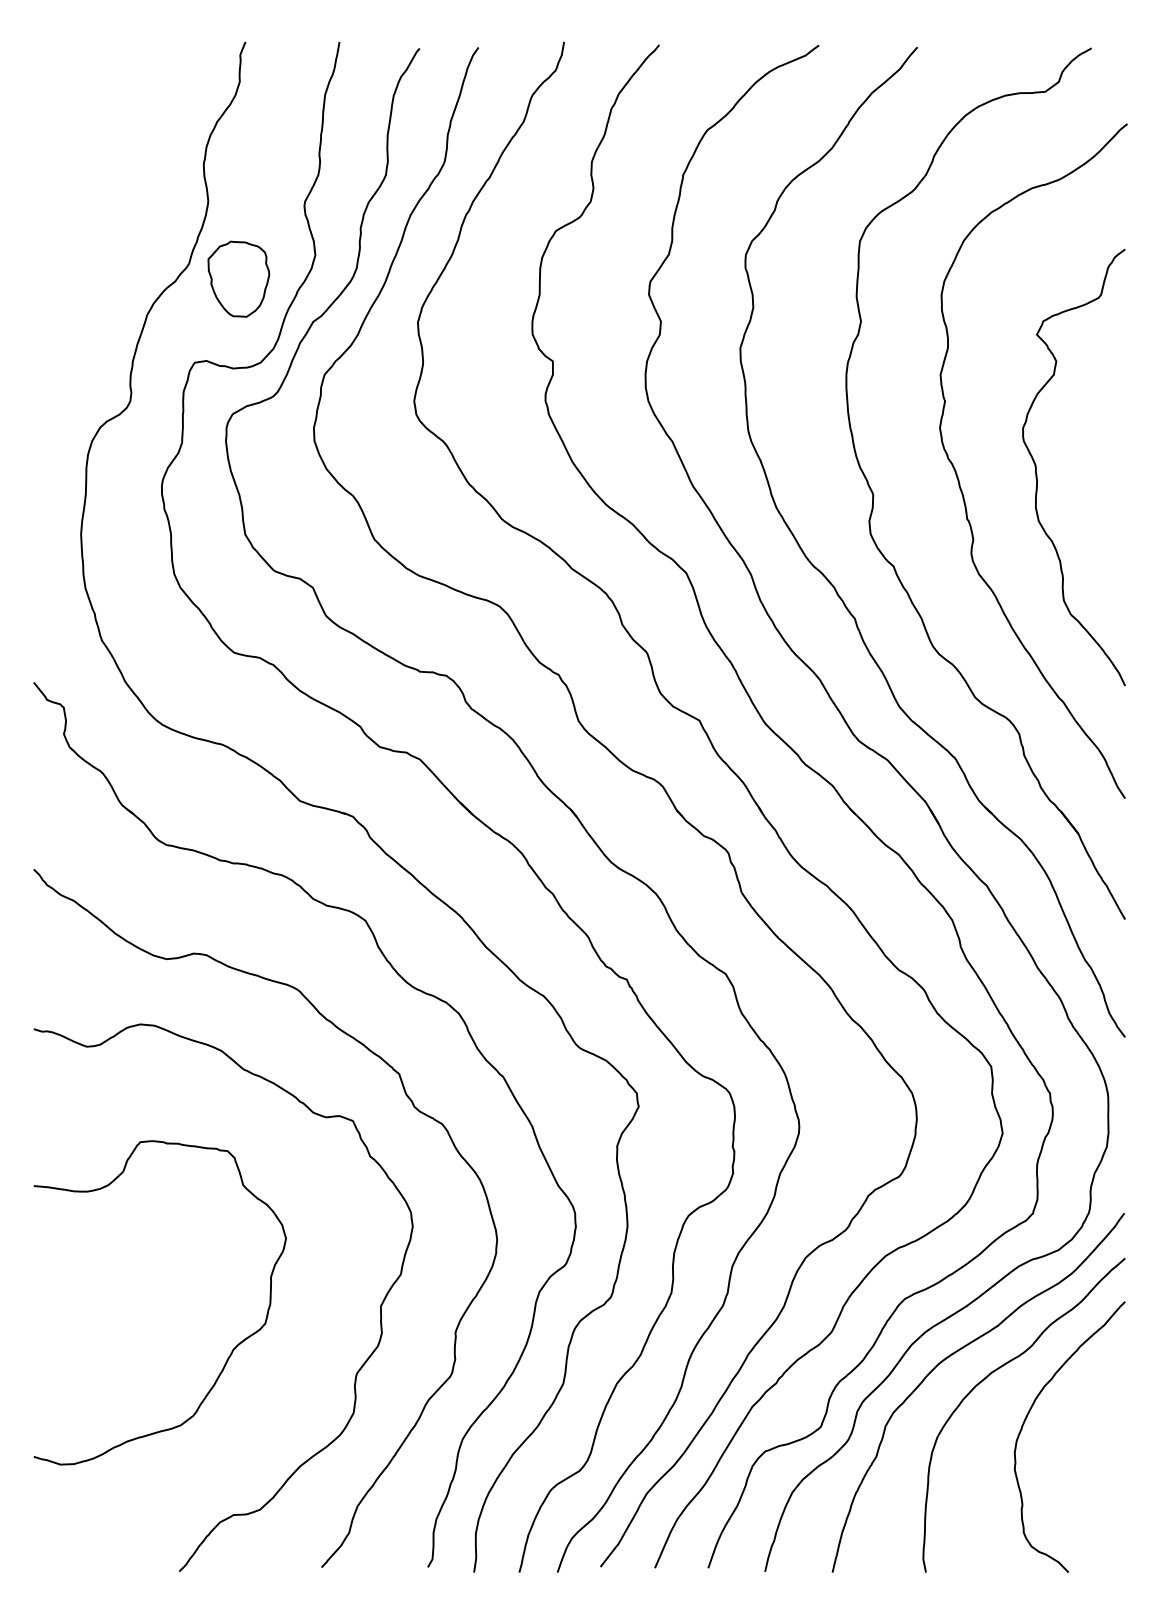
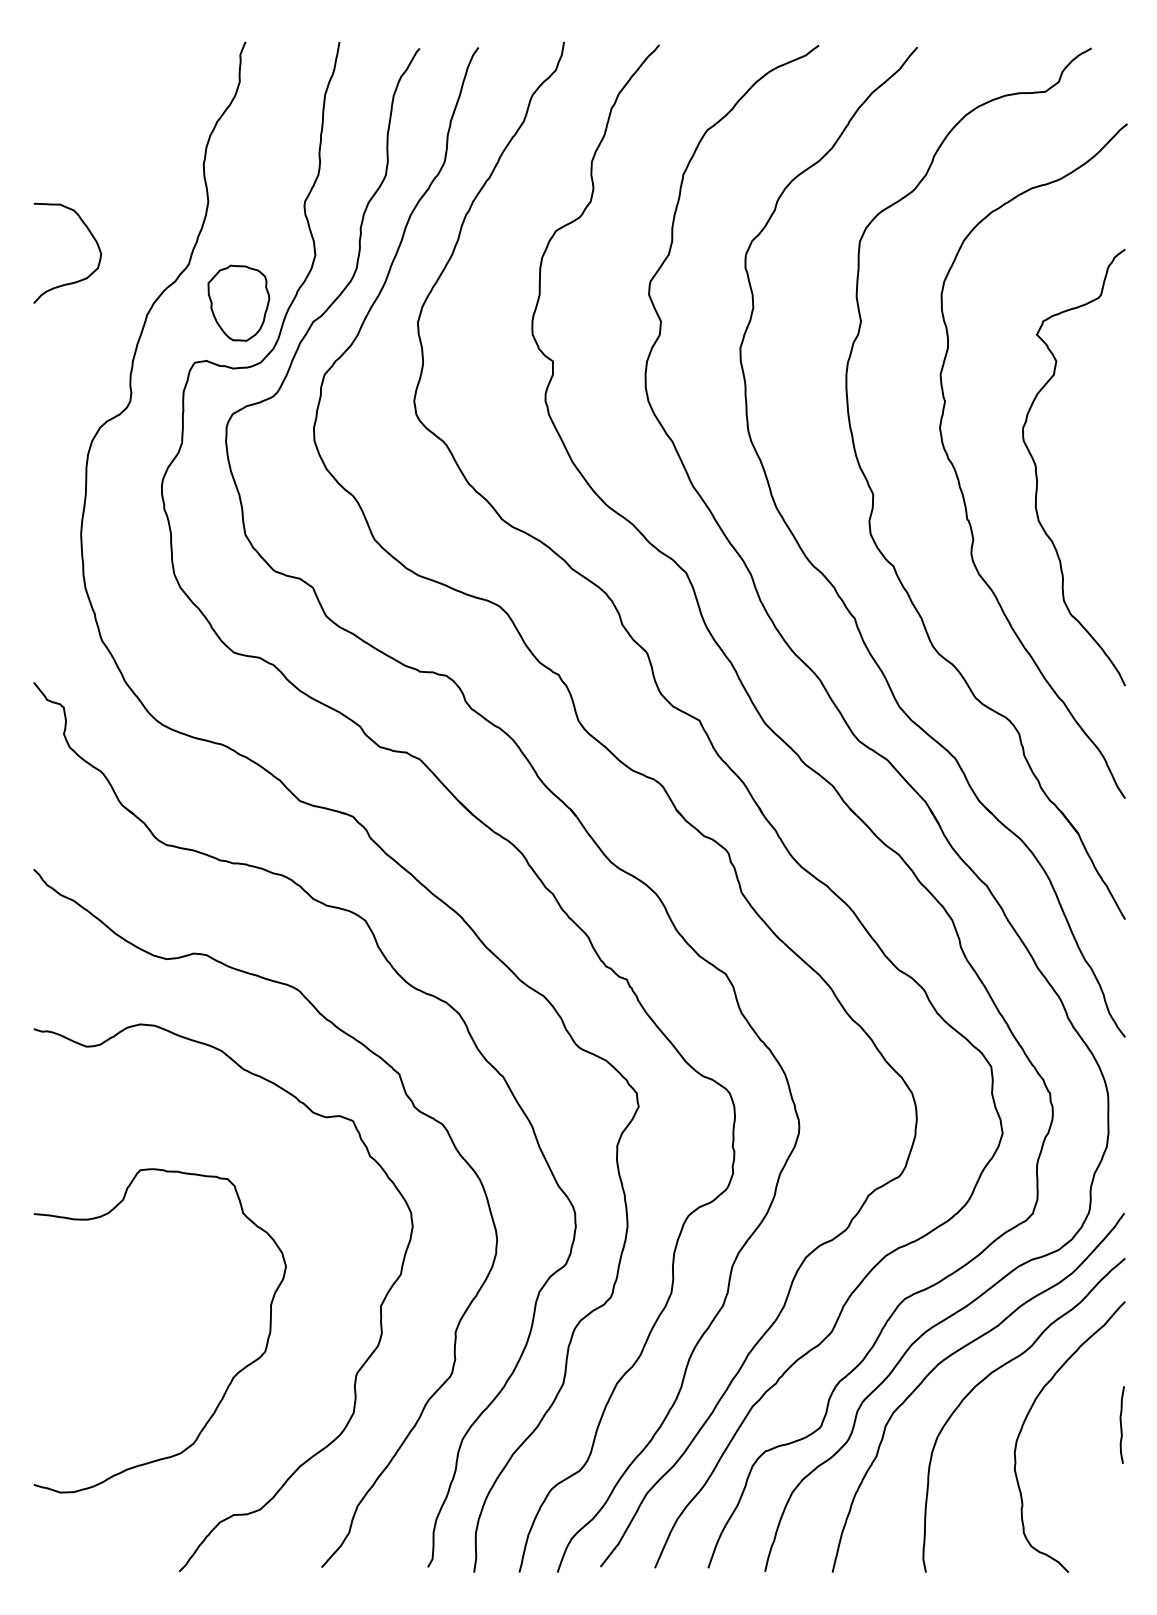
curve: none -> present (92, 237)
part position: (238, 278) -> (238, 302) (238, 302)
curve position: (232, 1349) -> (232, 1377) (232, 1377)
curve: none -> present (1121, 1424)
